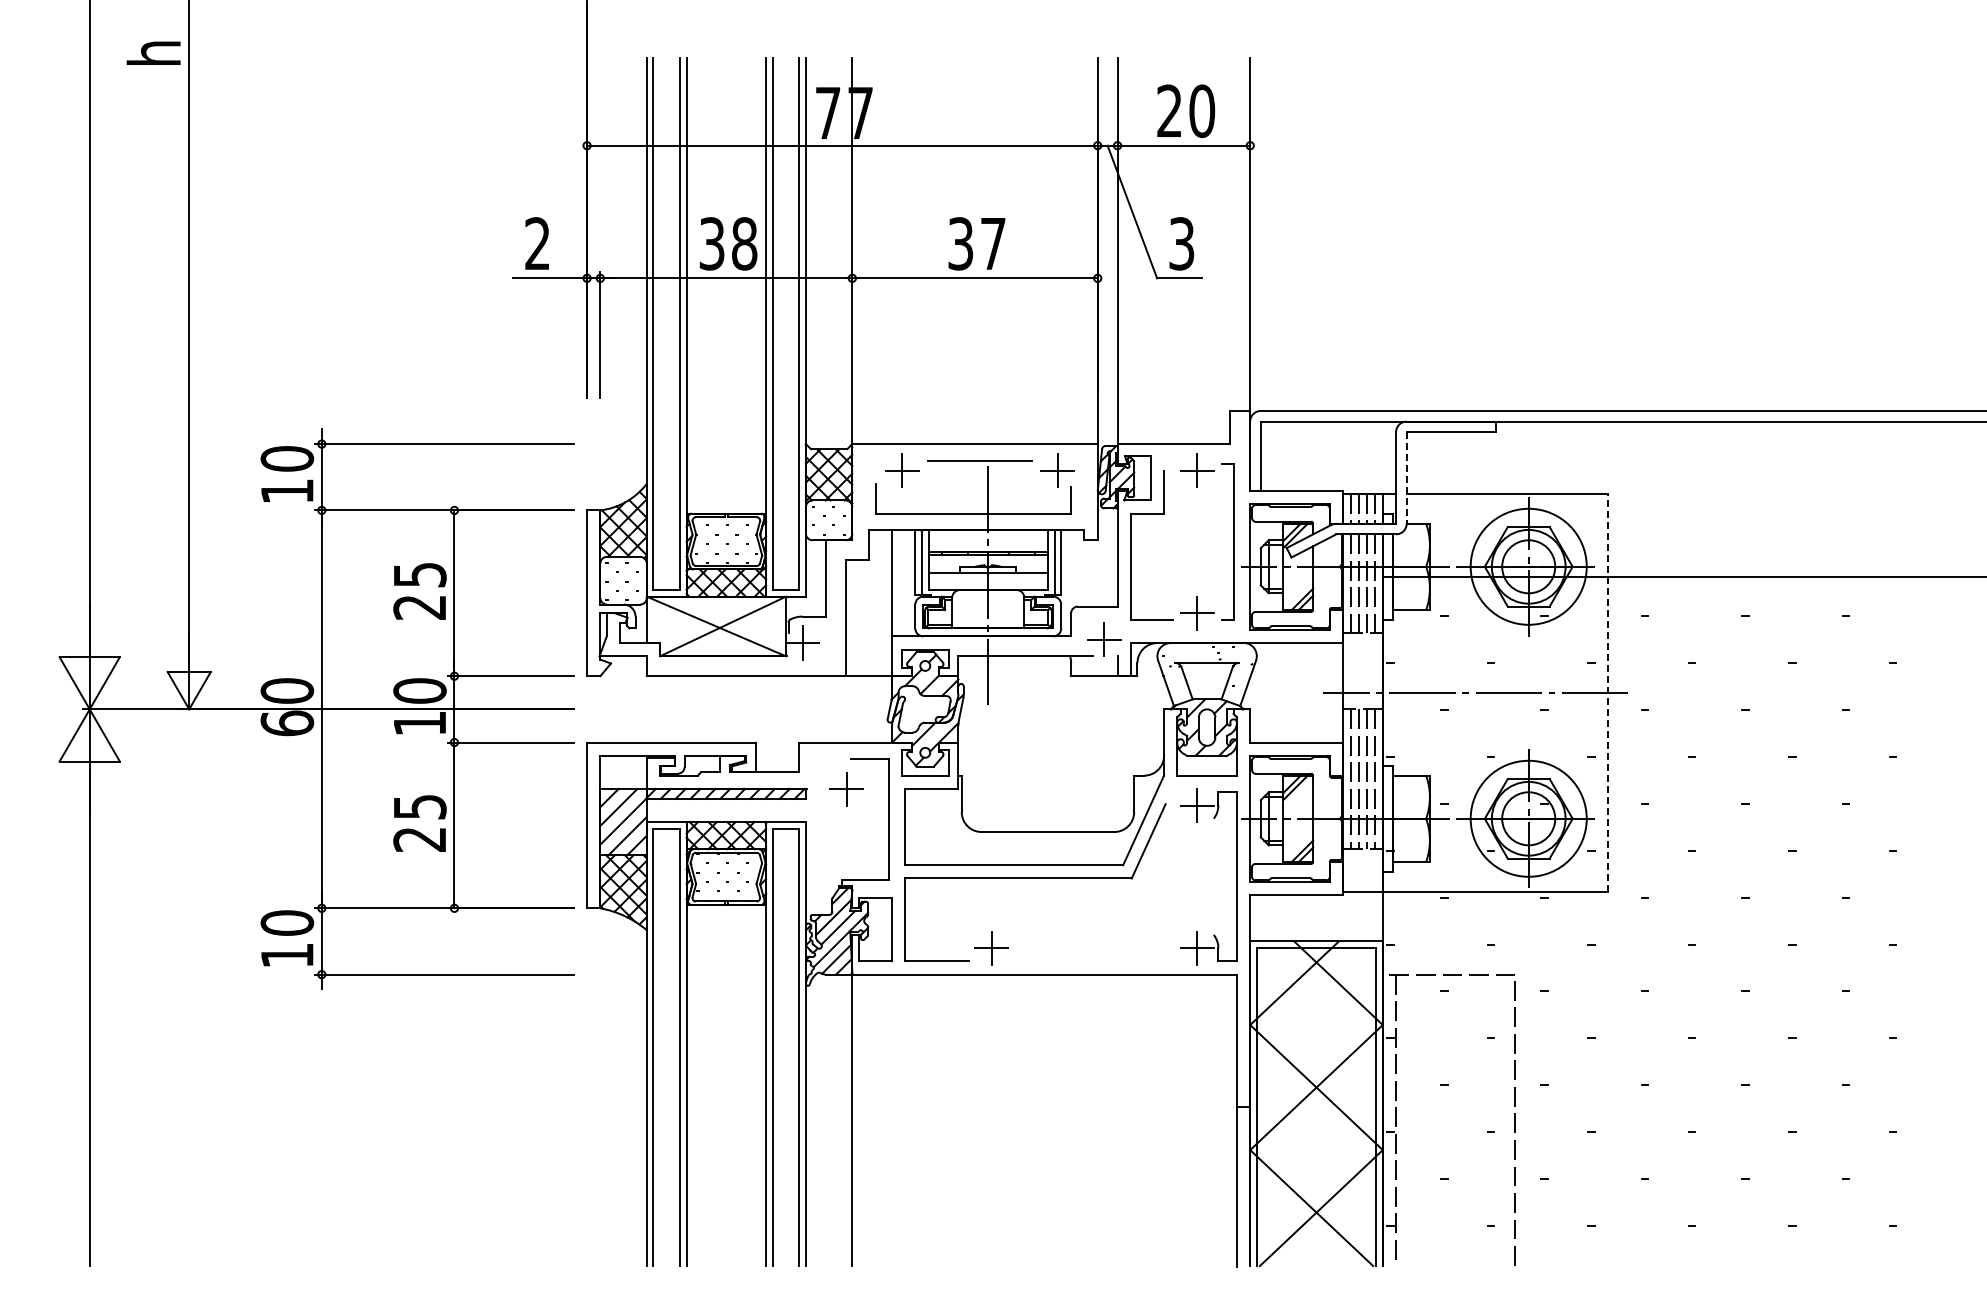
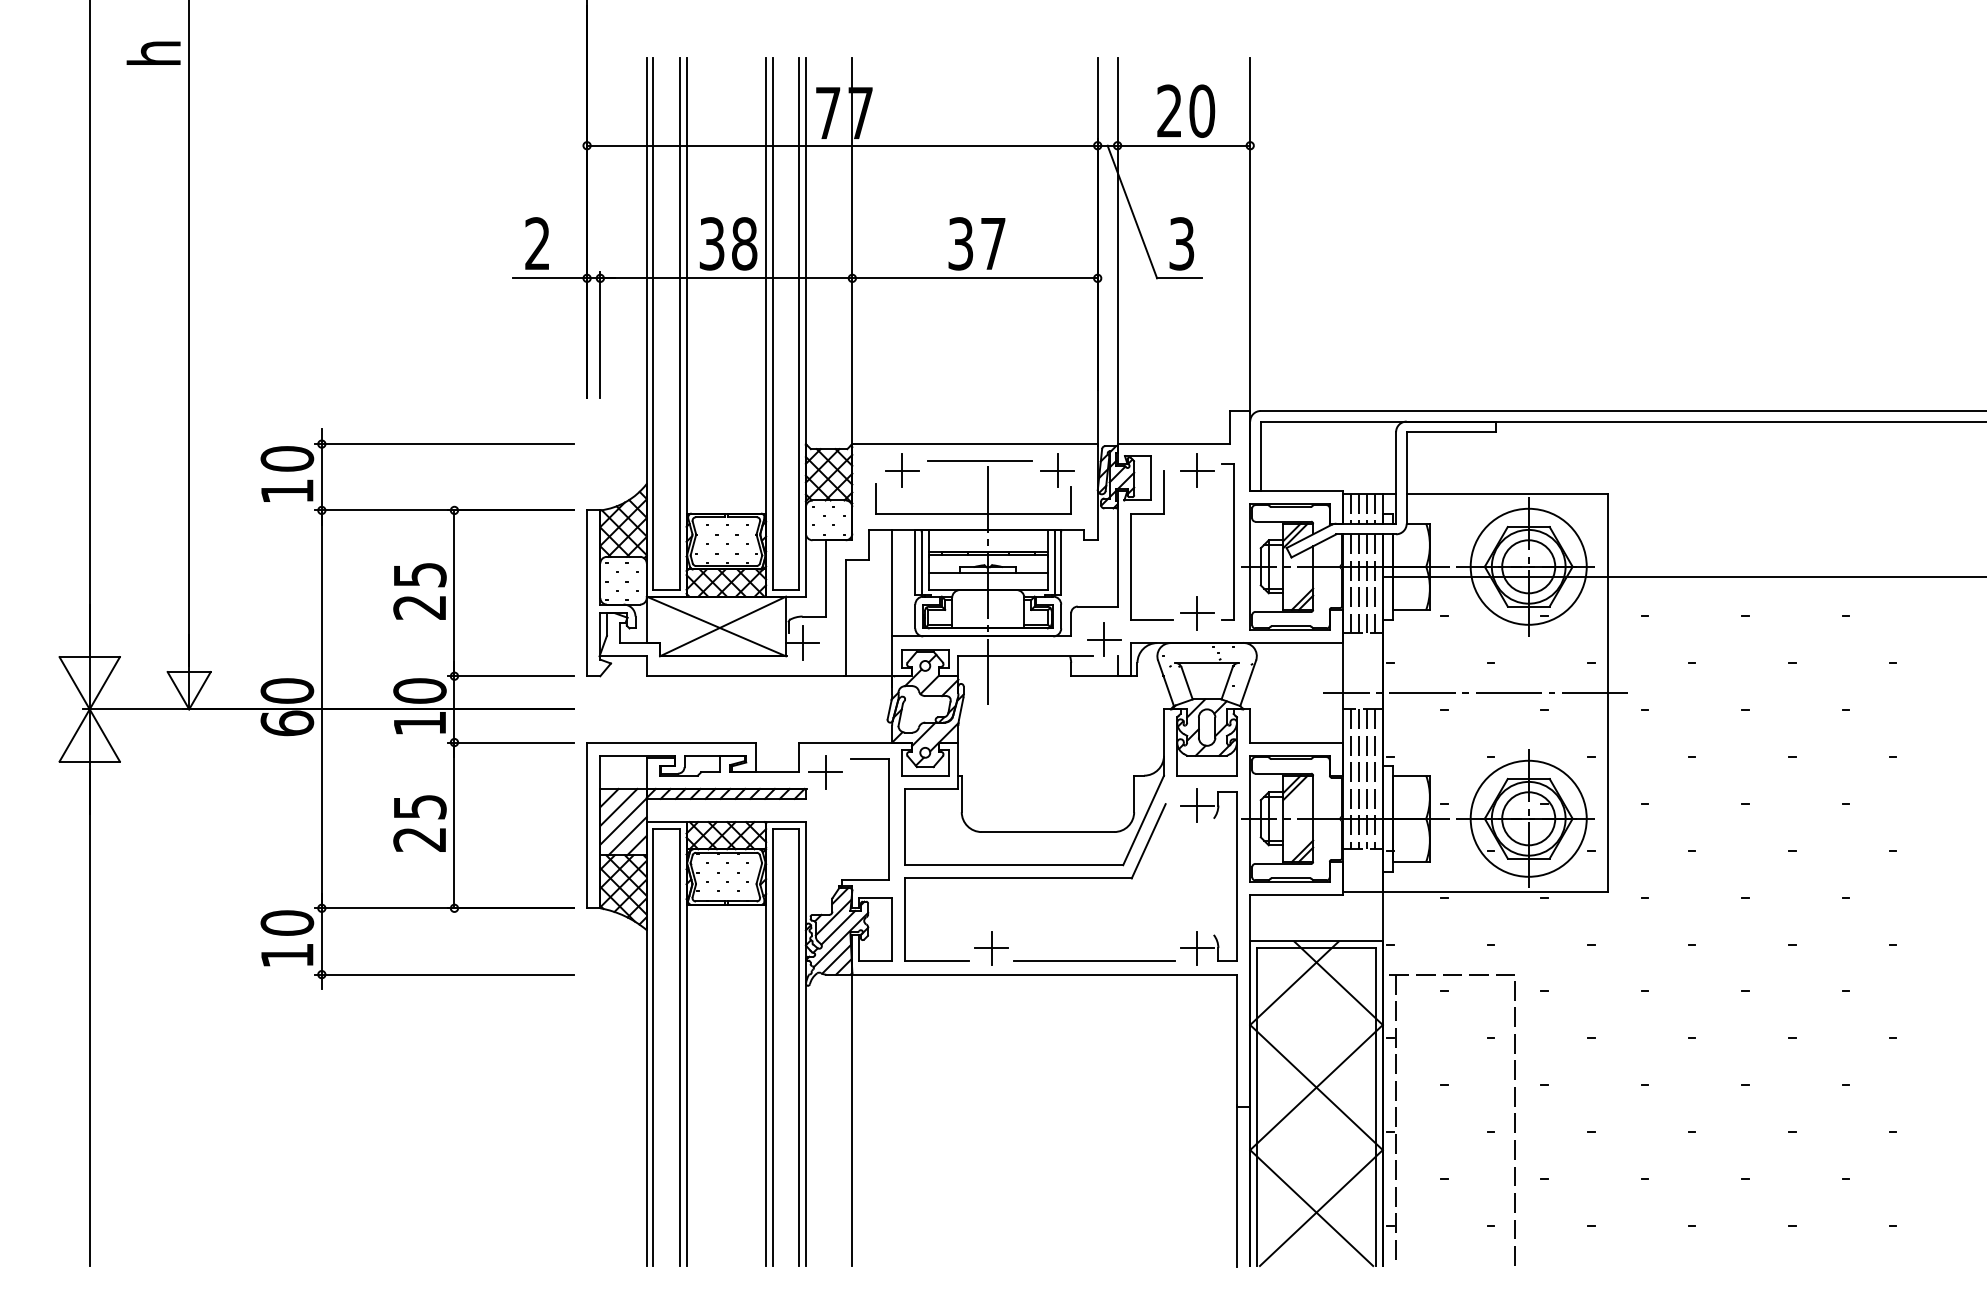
line: dashed -> solid (1406, 477)
line: dashed -> solid (1608, 692)
part position: (846, 789) -> (825, 772) (825, 772)
line: none -> present (1094, 961)
